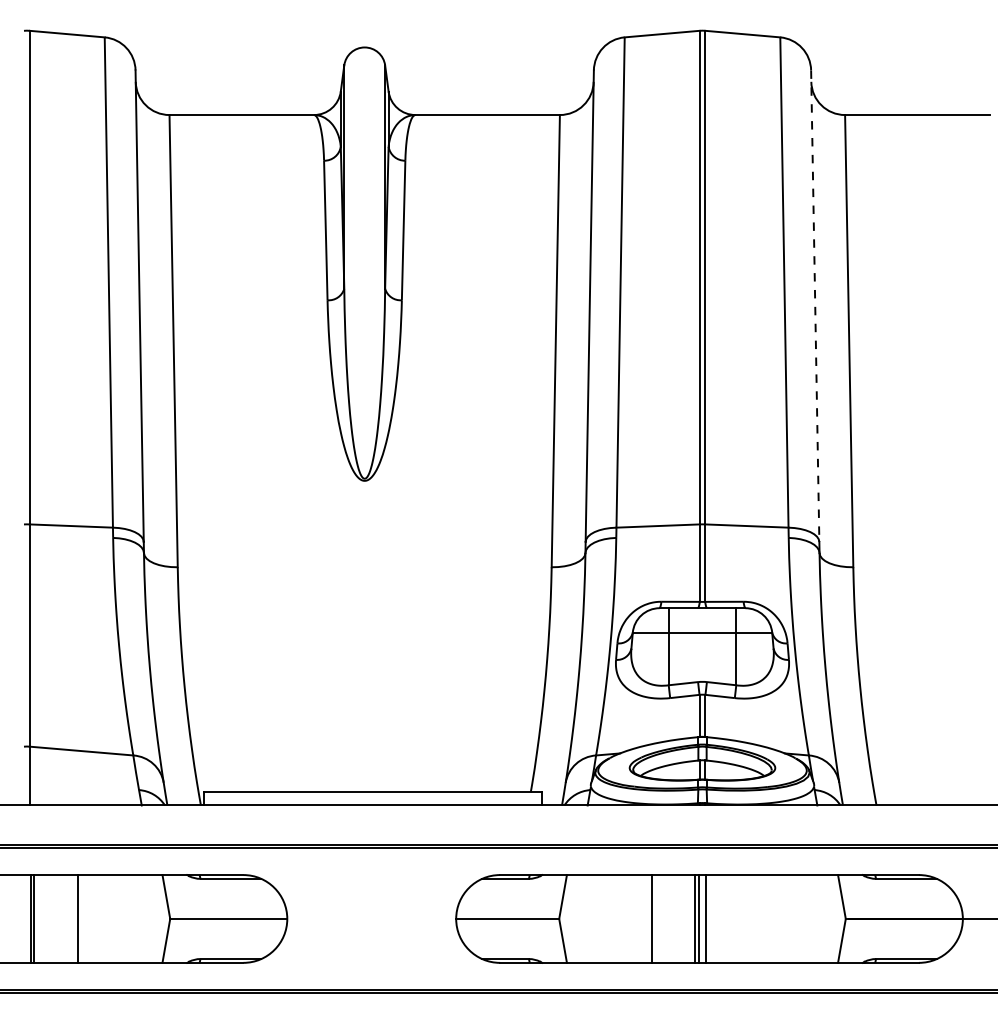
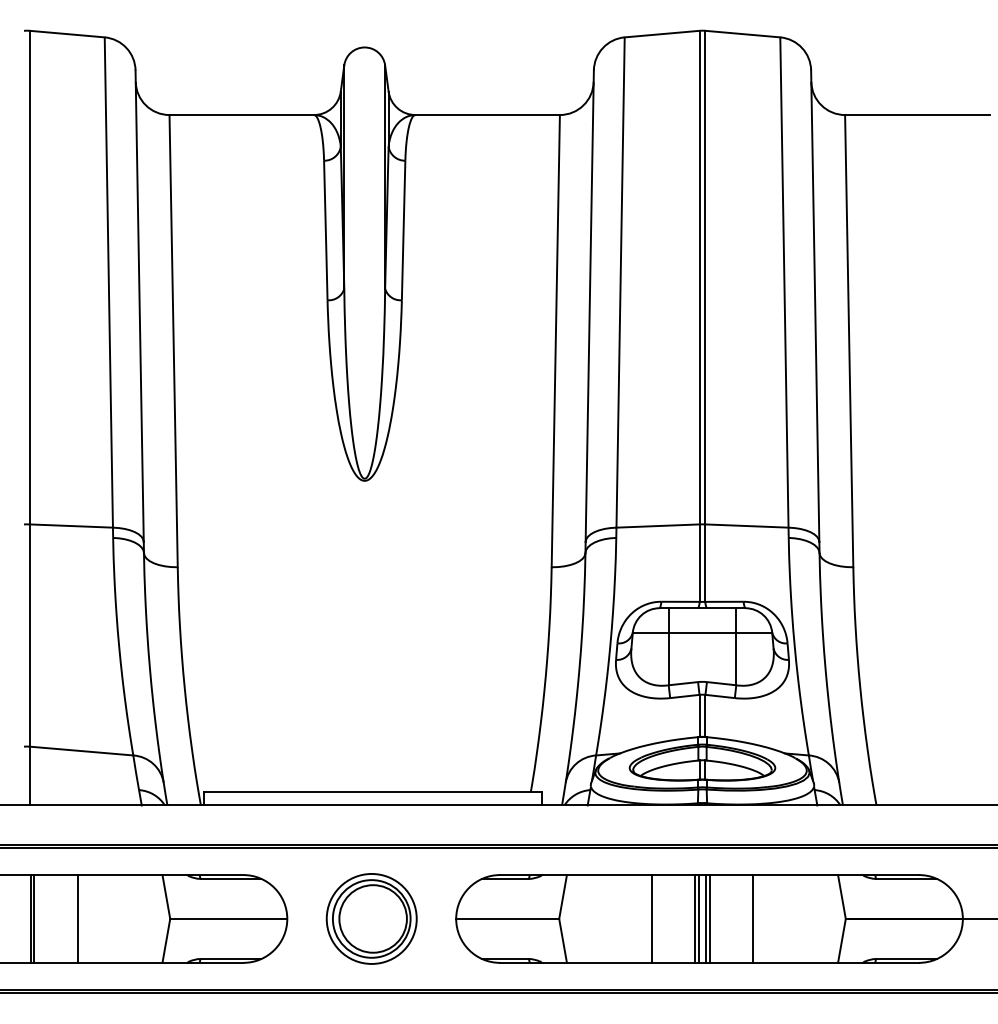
line: dashed -> solid (815, 306)
part: none -> present (371, 918)
line: none -> present (709, 918)
line: none -> present (753, 918)
